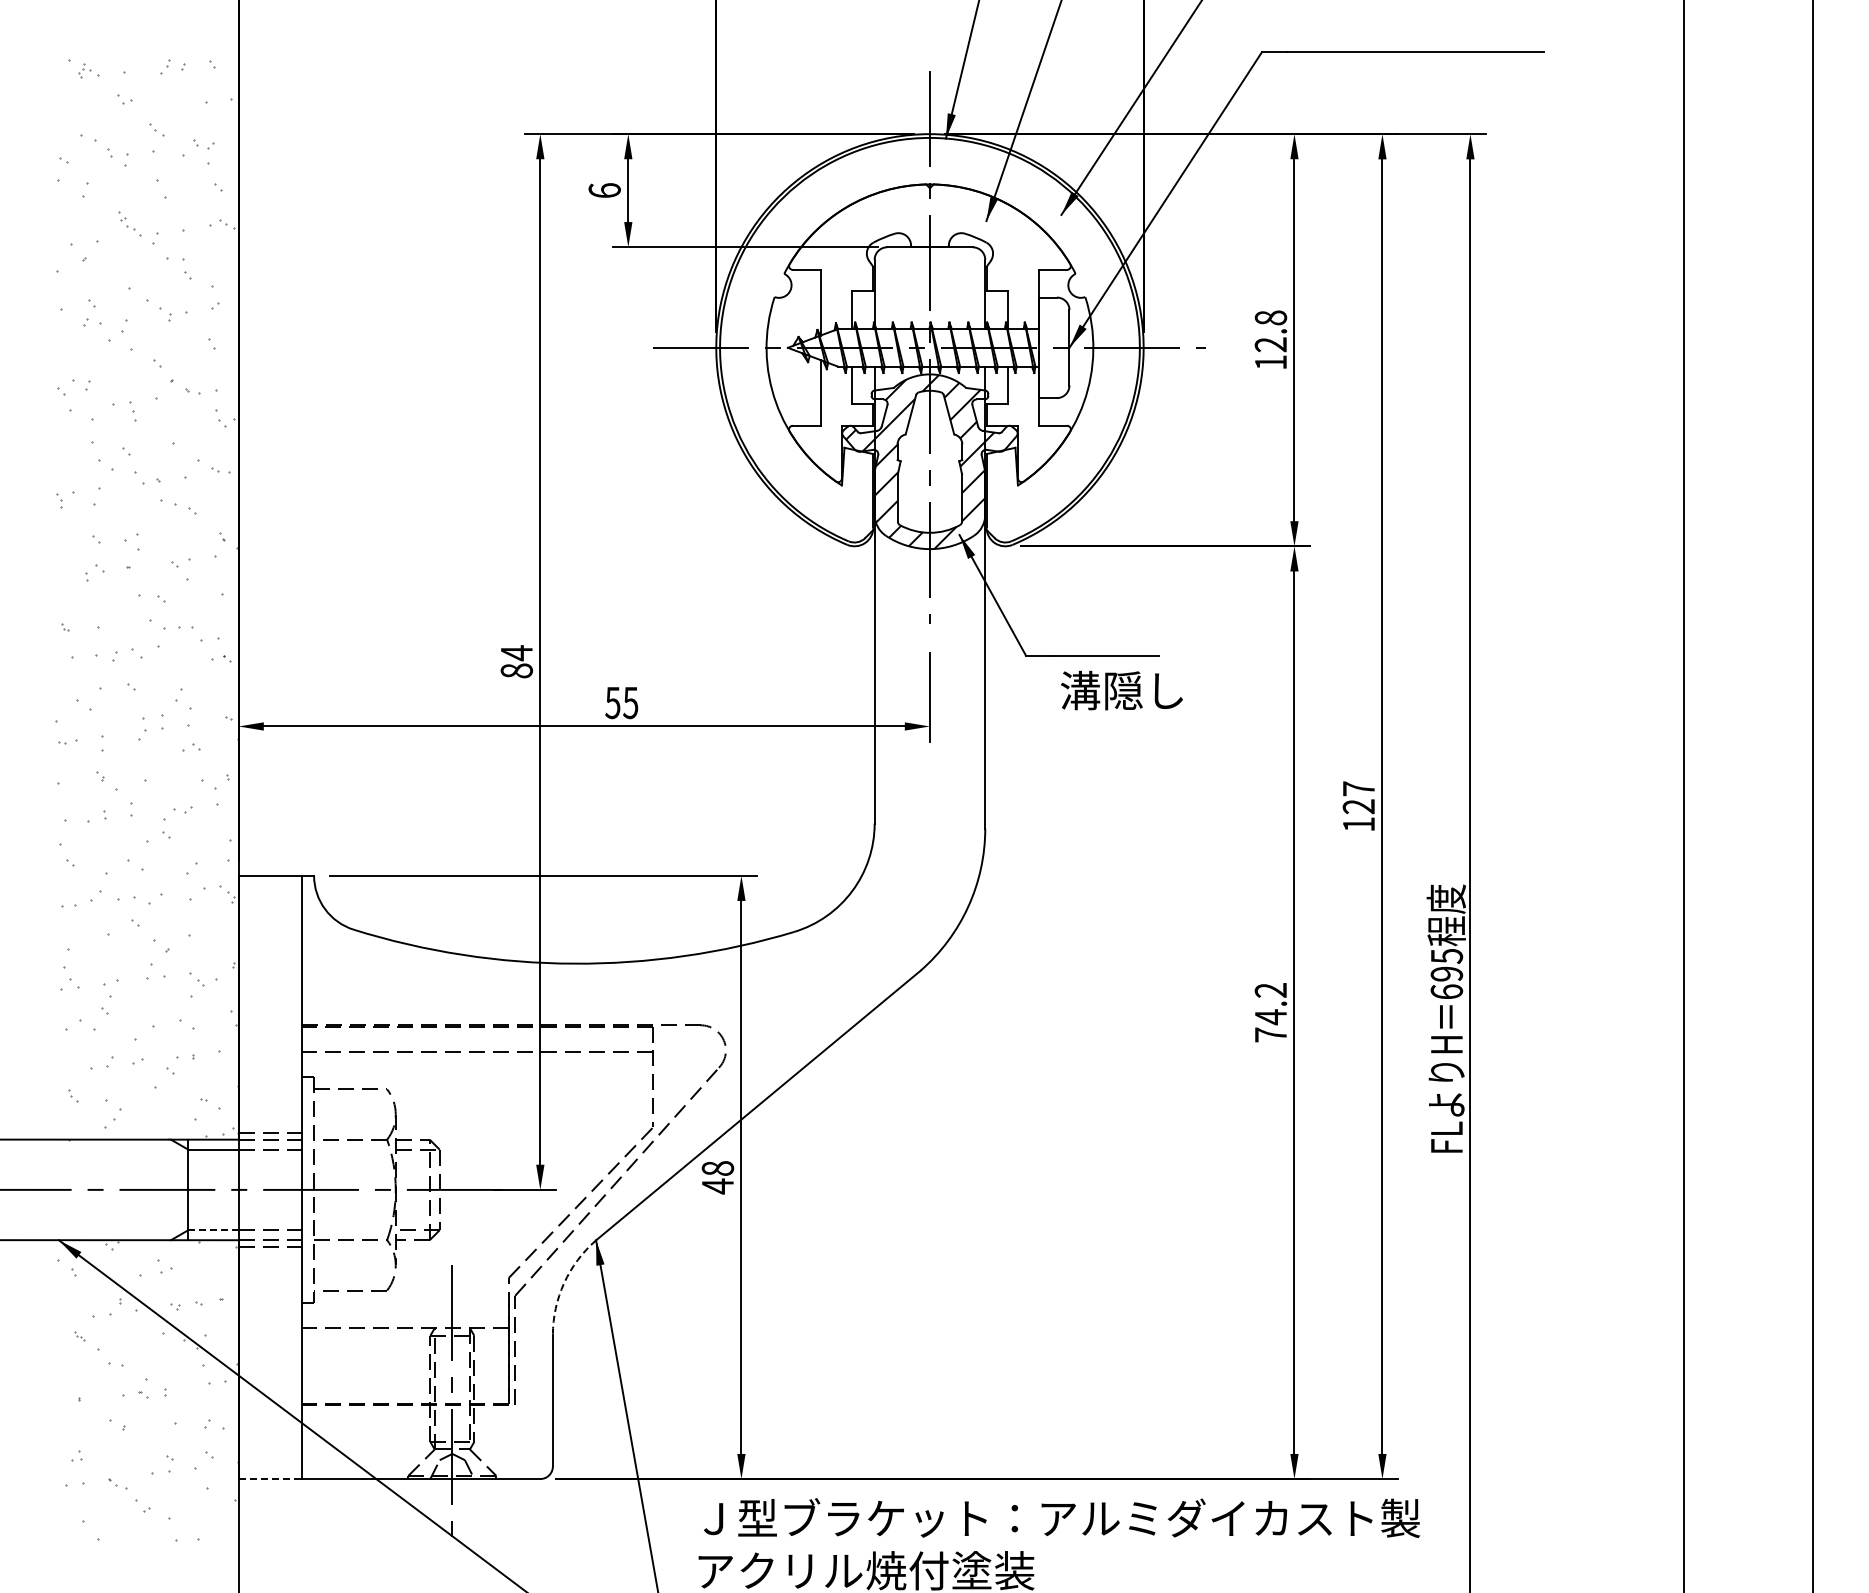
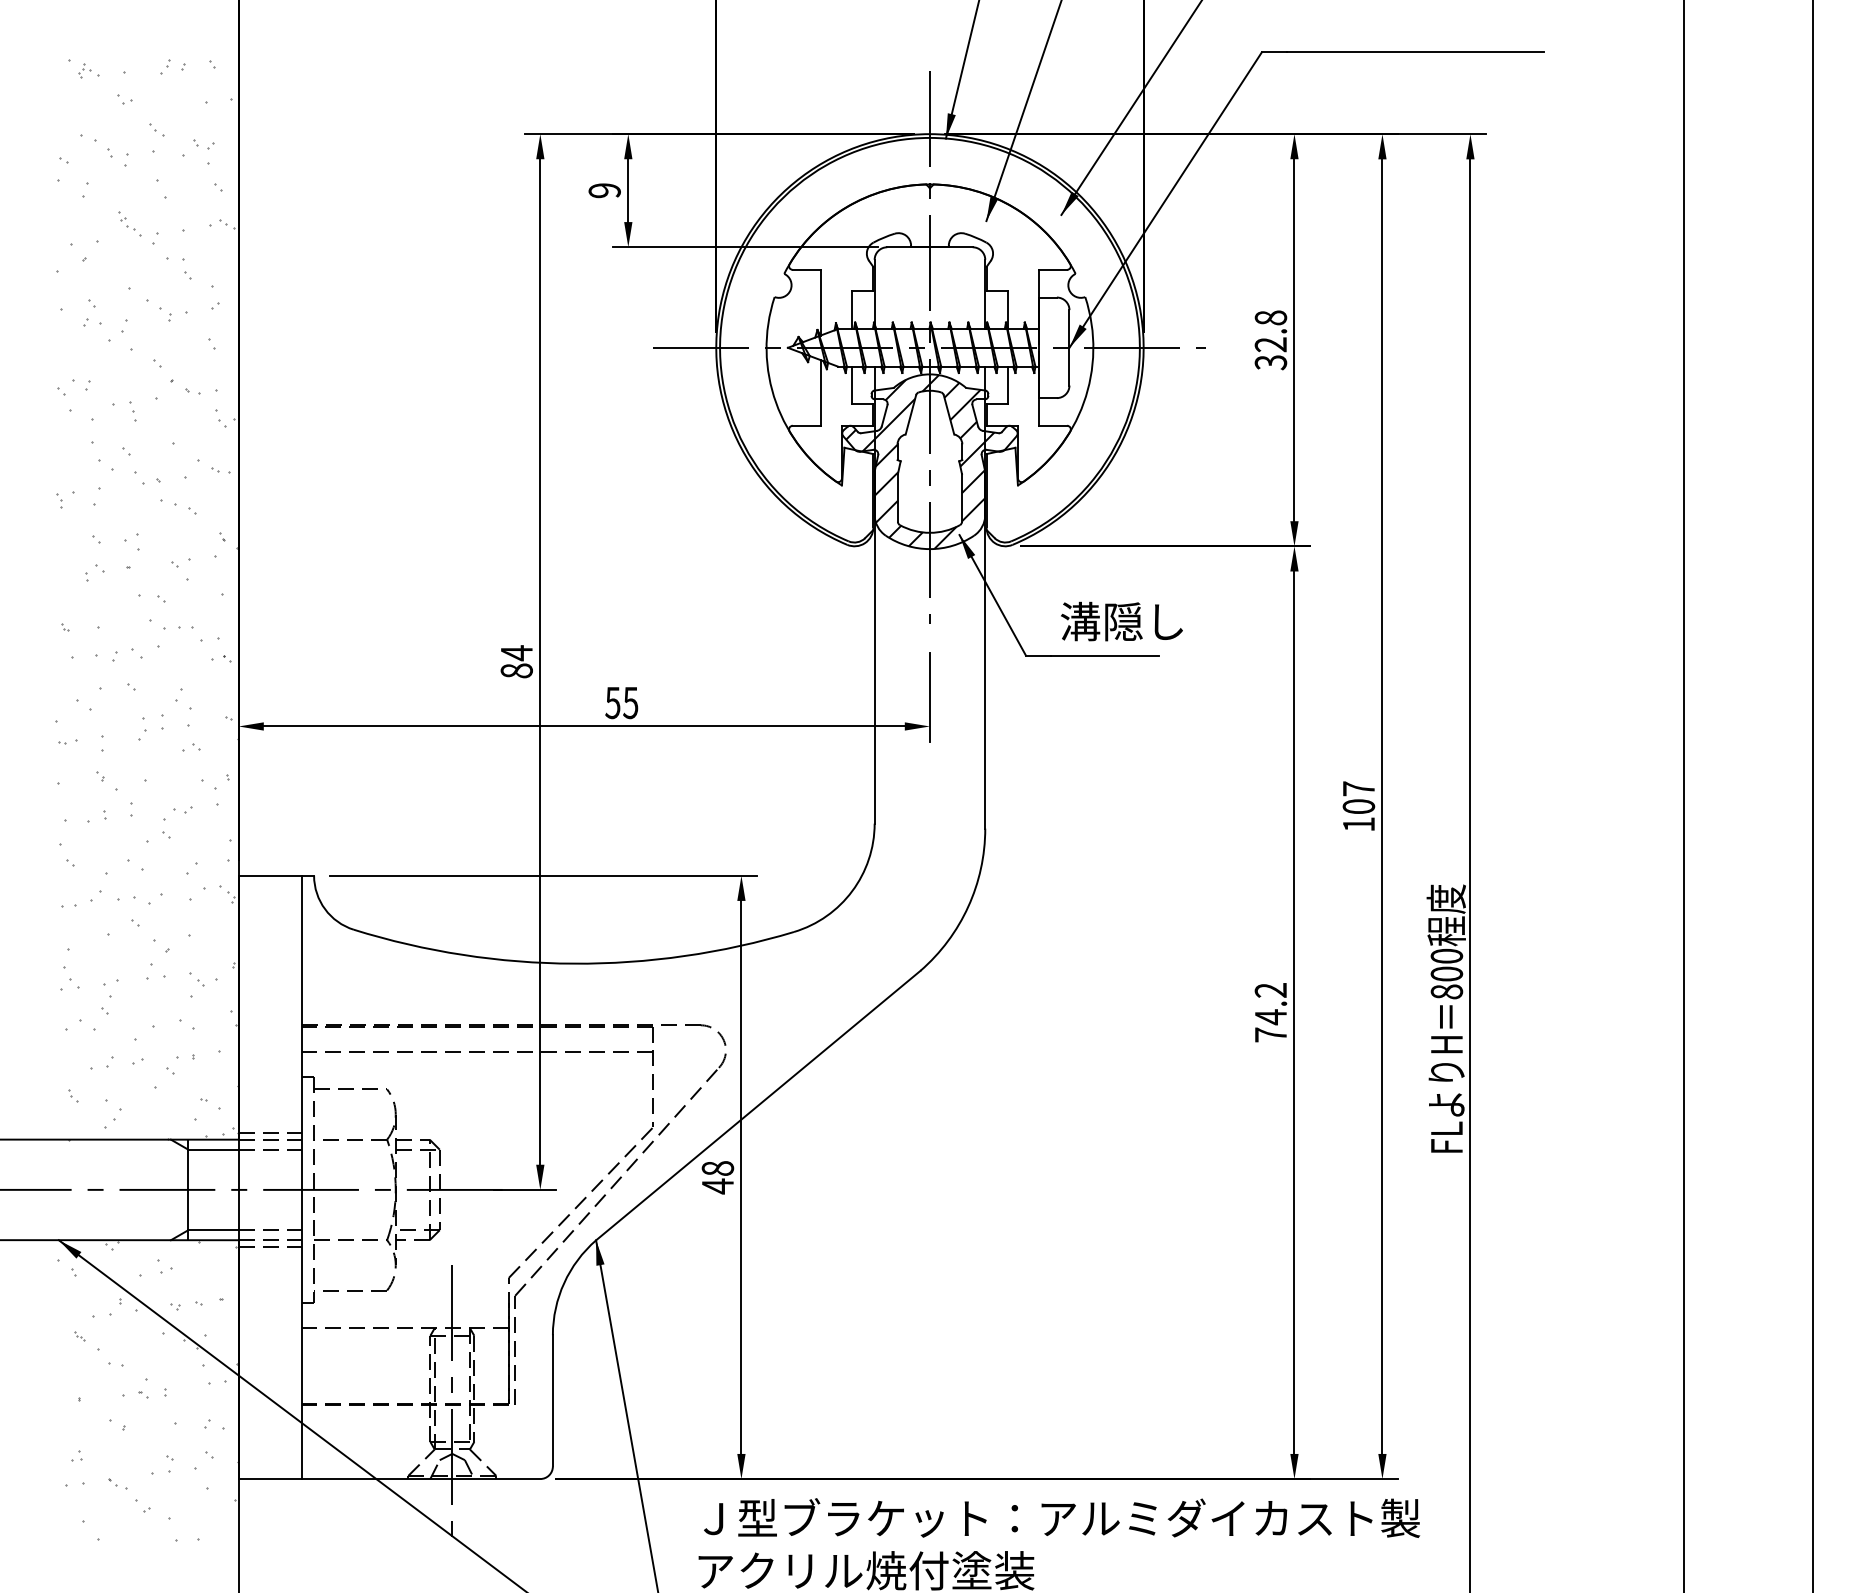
text: 6 -> 9 (604, 190)
text: 12.8 -> 32.8 (1270, 362)
text position: (1121, 690) -> (1121, 621) (1121, 621)
text: 127 -> 107 (1358, 806)
text: 695 -> 800 (1446, 973)
line: dashed -> solid (213, 1230)
arc: dashed -> solid (564, 1283)
line: dashed -> solid (270, 1479)
